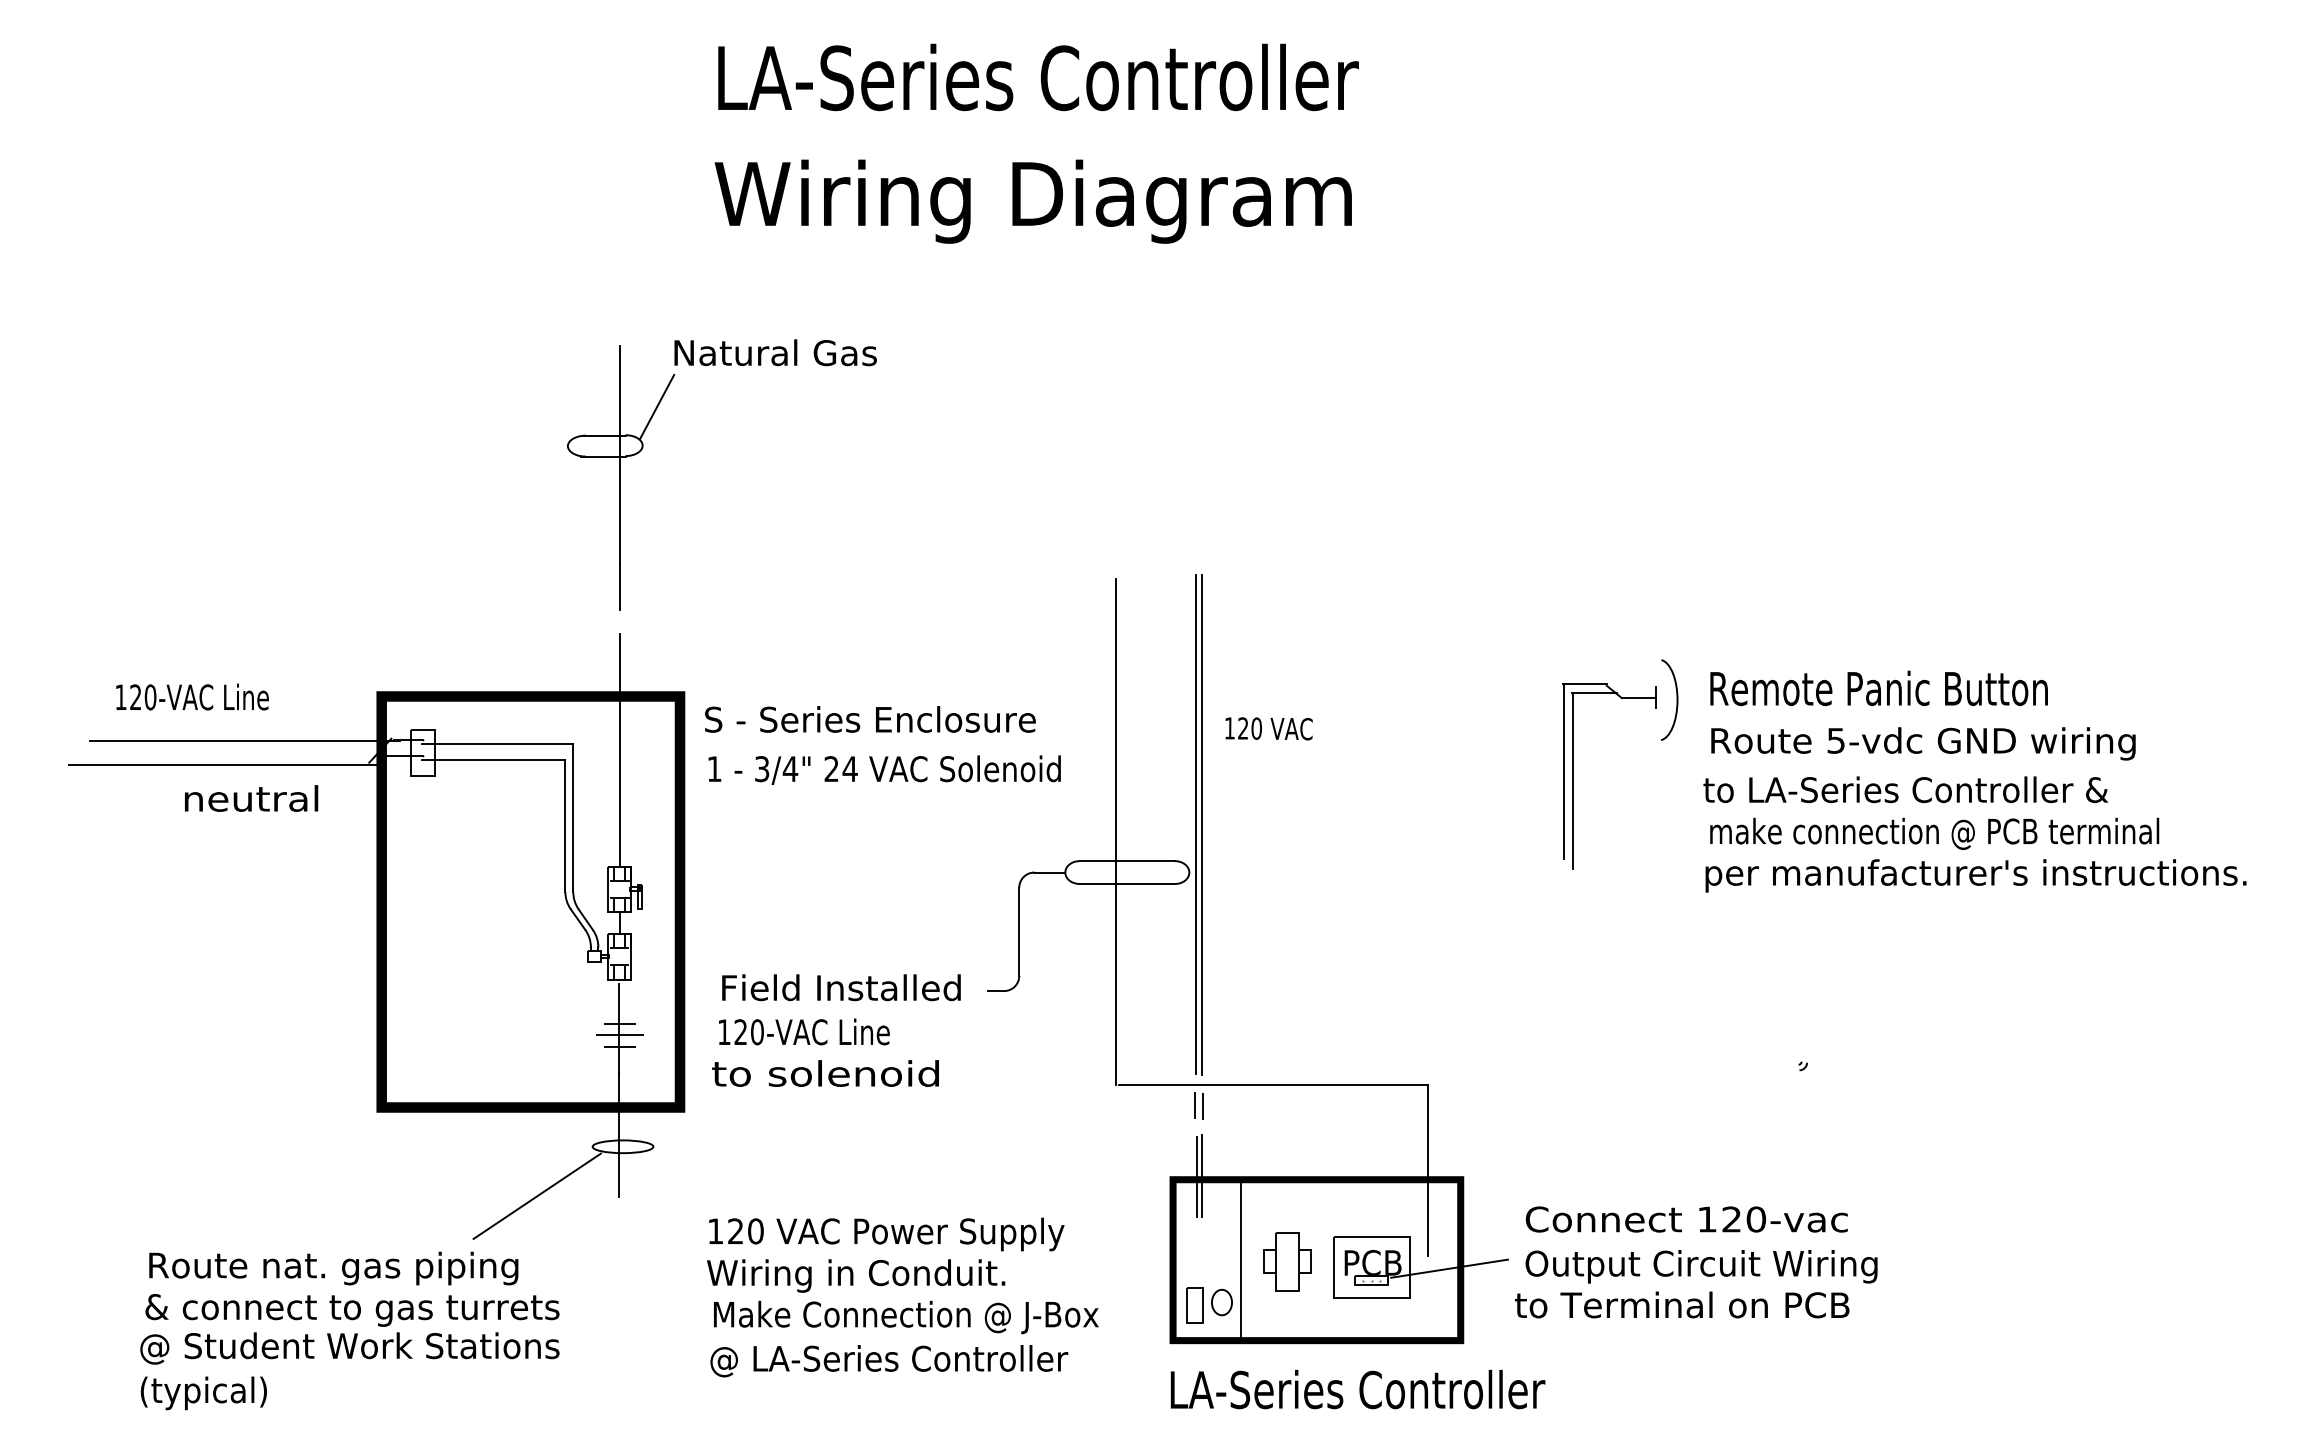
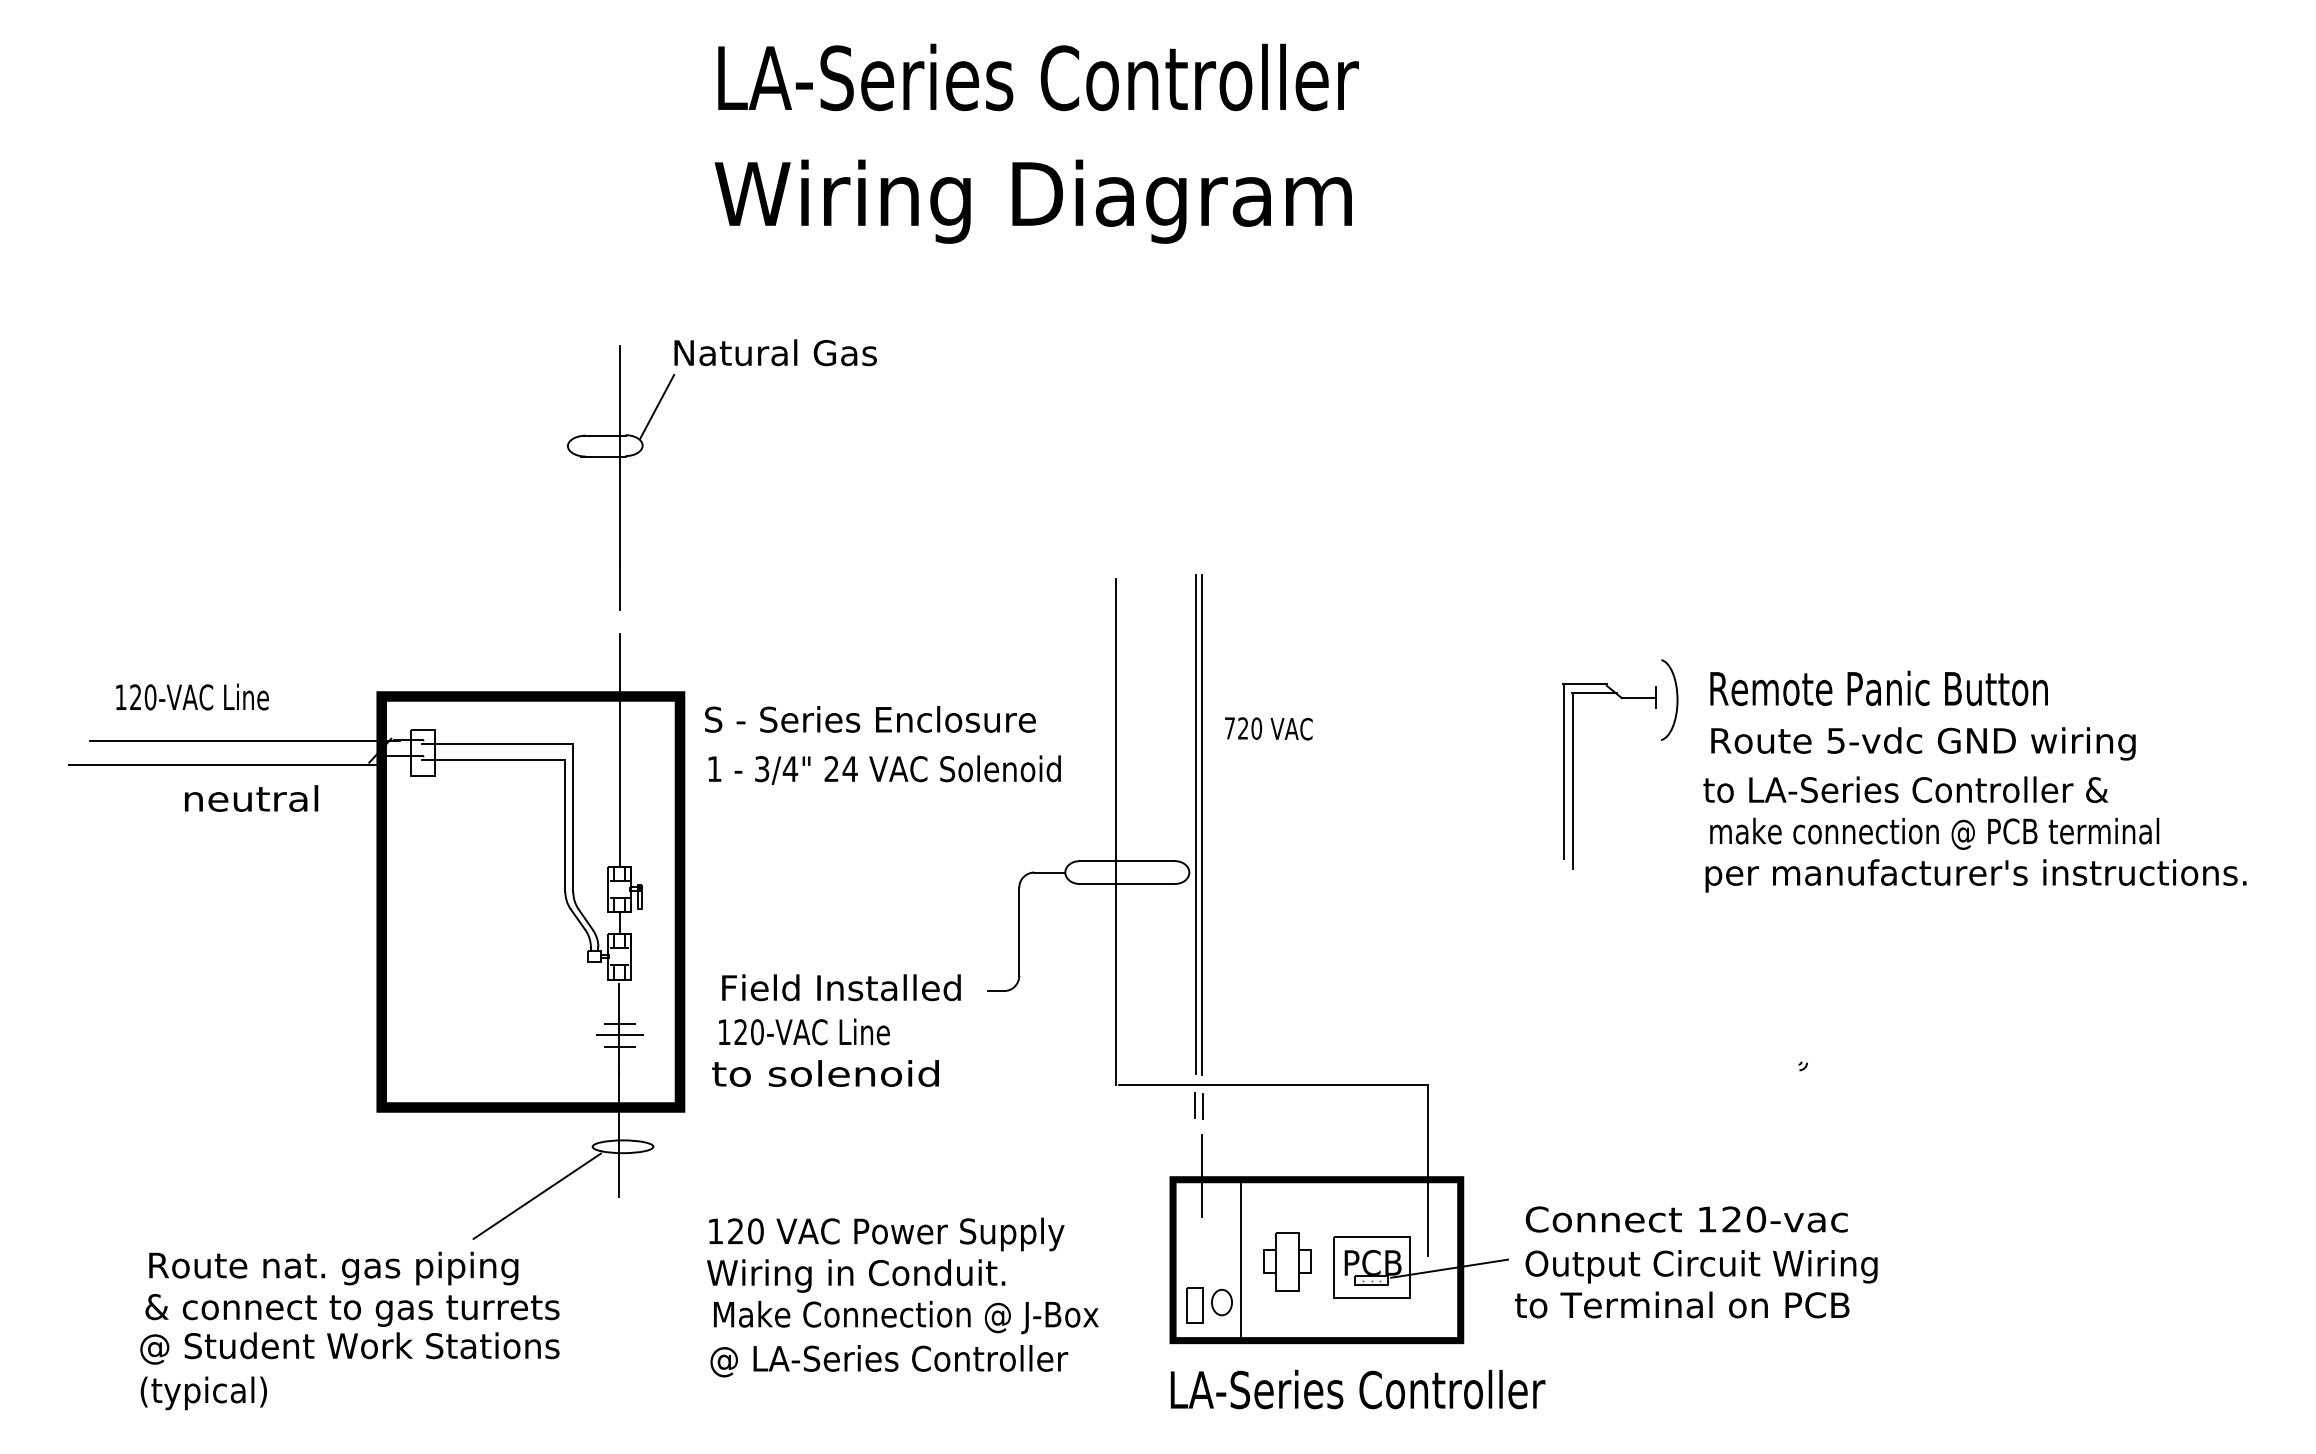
text: 120 -> 720 (1229, 728)
line: present -> none (1196, 1176)
